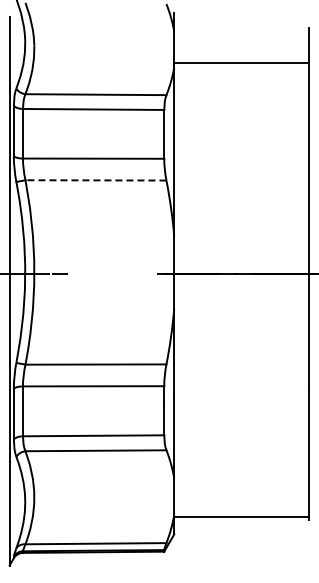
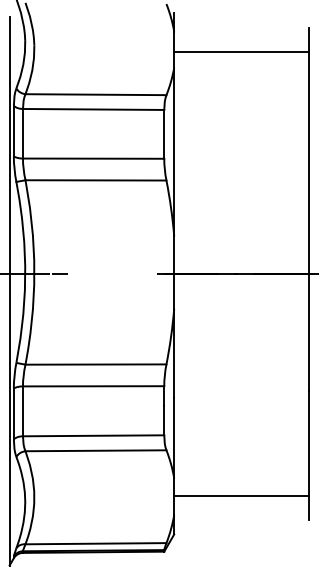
line position: (241, 62) -> (241, 51) (241, 51)
line: dashed -> solid (95, 180)
line position: (241, 517) -> (241, 496) (241, 496)
